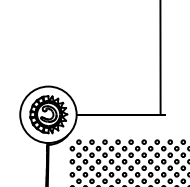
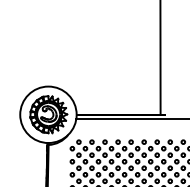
line: none -> present (131, 118)
